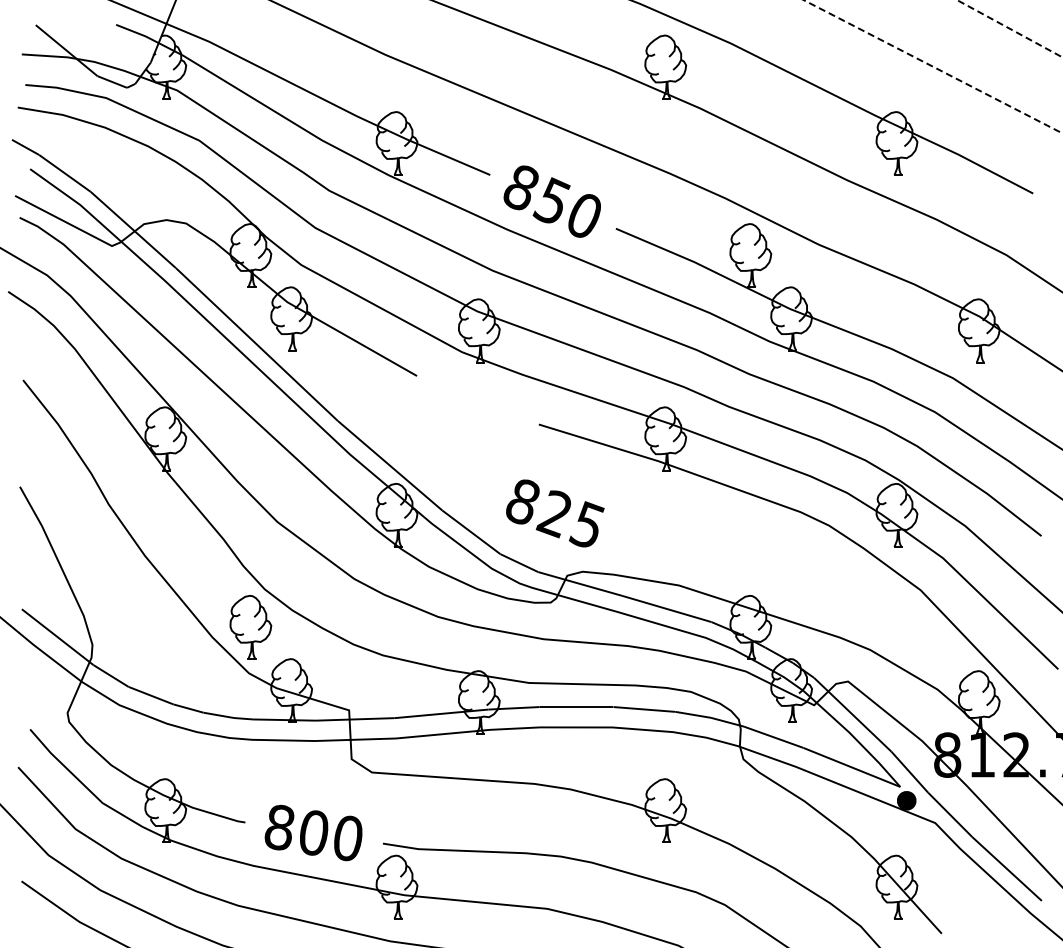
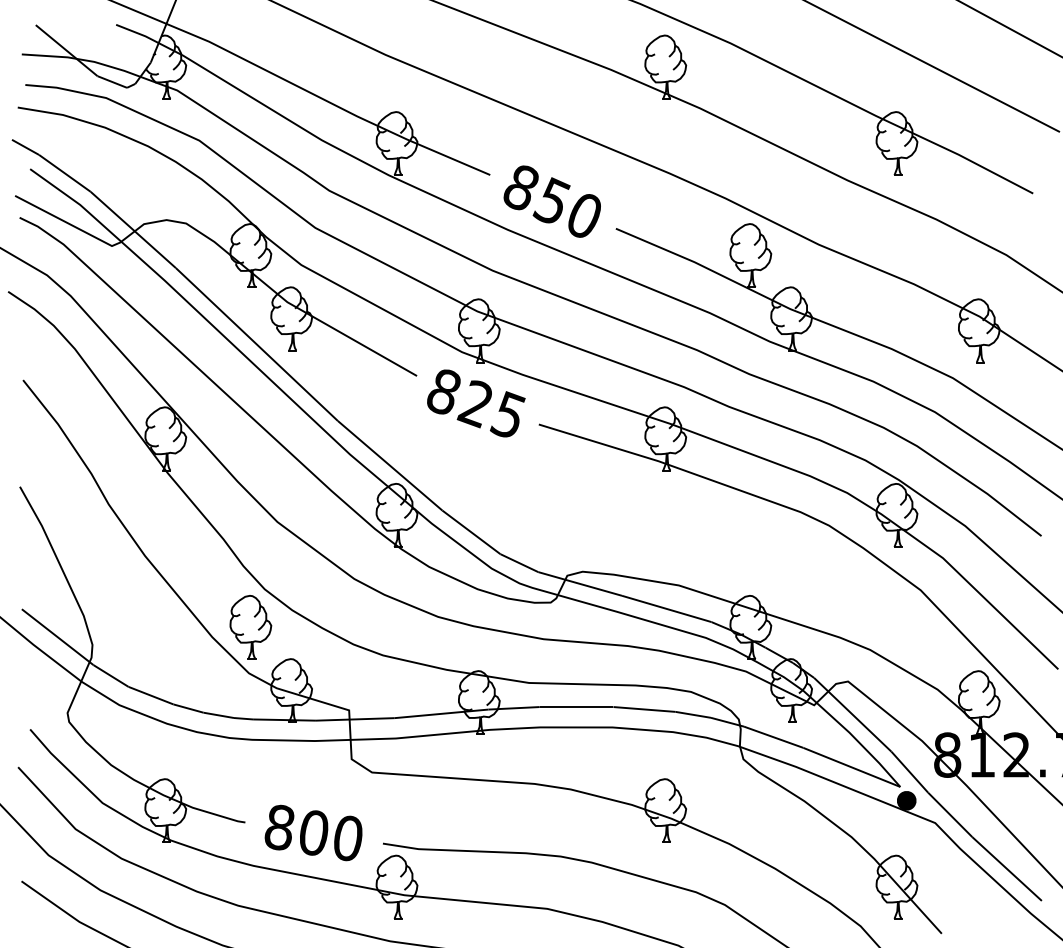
line: dashed -> solid (1009, 28)
line: dashed -> solid (931, 66)
text position: (555, 513) -> (476, 403) (476, 403)
